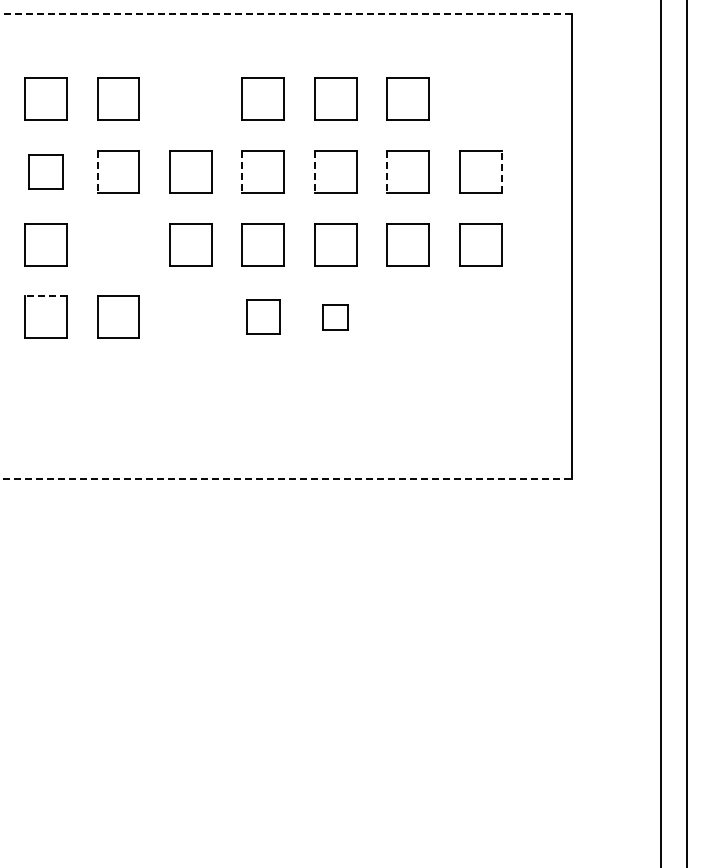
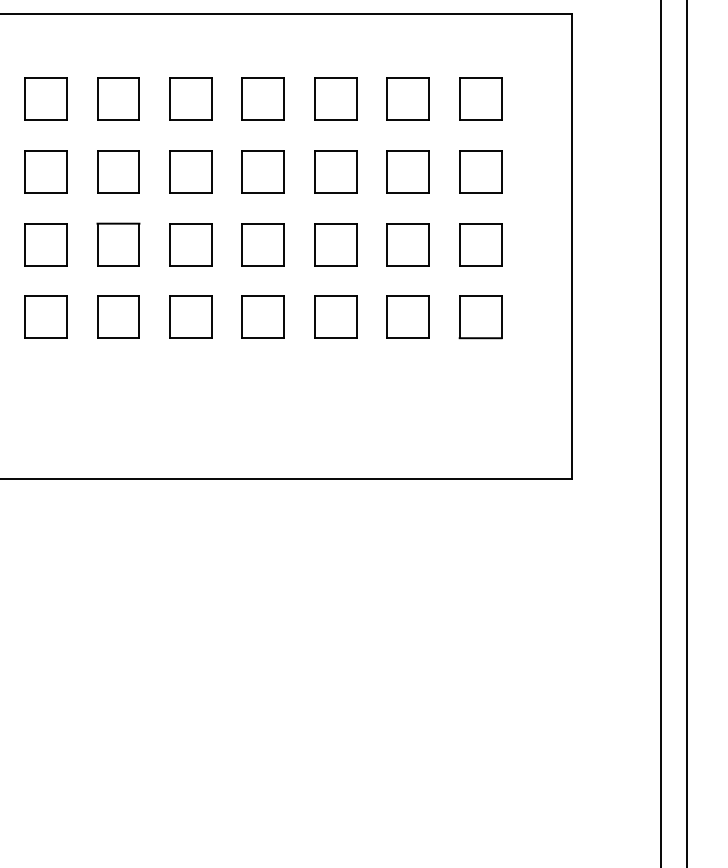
line: dashed -> solid (286, 14)
part: none -> present (190, 98)
part: none -> present (480, 98)
part size: 36x36 px -> 44x44 px (45, 171)
line: dashed -> solid (97, 172)
line: dashed -> solid (242, 172)
line: dashed -> solid (314, 172)
line: dashed -> solid (387, 172)
line: dashed -> solid (501, 172)
part: none -> present (118, 244)
line: dashed -> solid (46, 296)
part: none -> present (190, 316)
part size: 35x36 px -> 44x44 px (262, 316)
part: none -> present (407, 316)
part size: 27x27 px -> 44x44 px (335, 316)
part: none -> present (480, 317)
line: dashed -> solid (286, 478)
